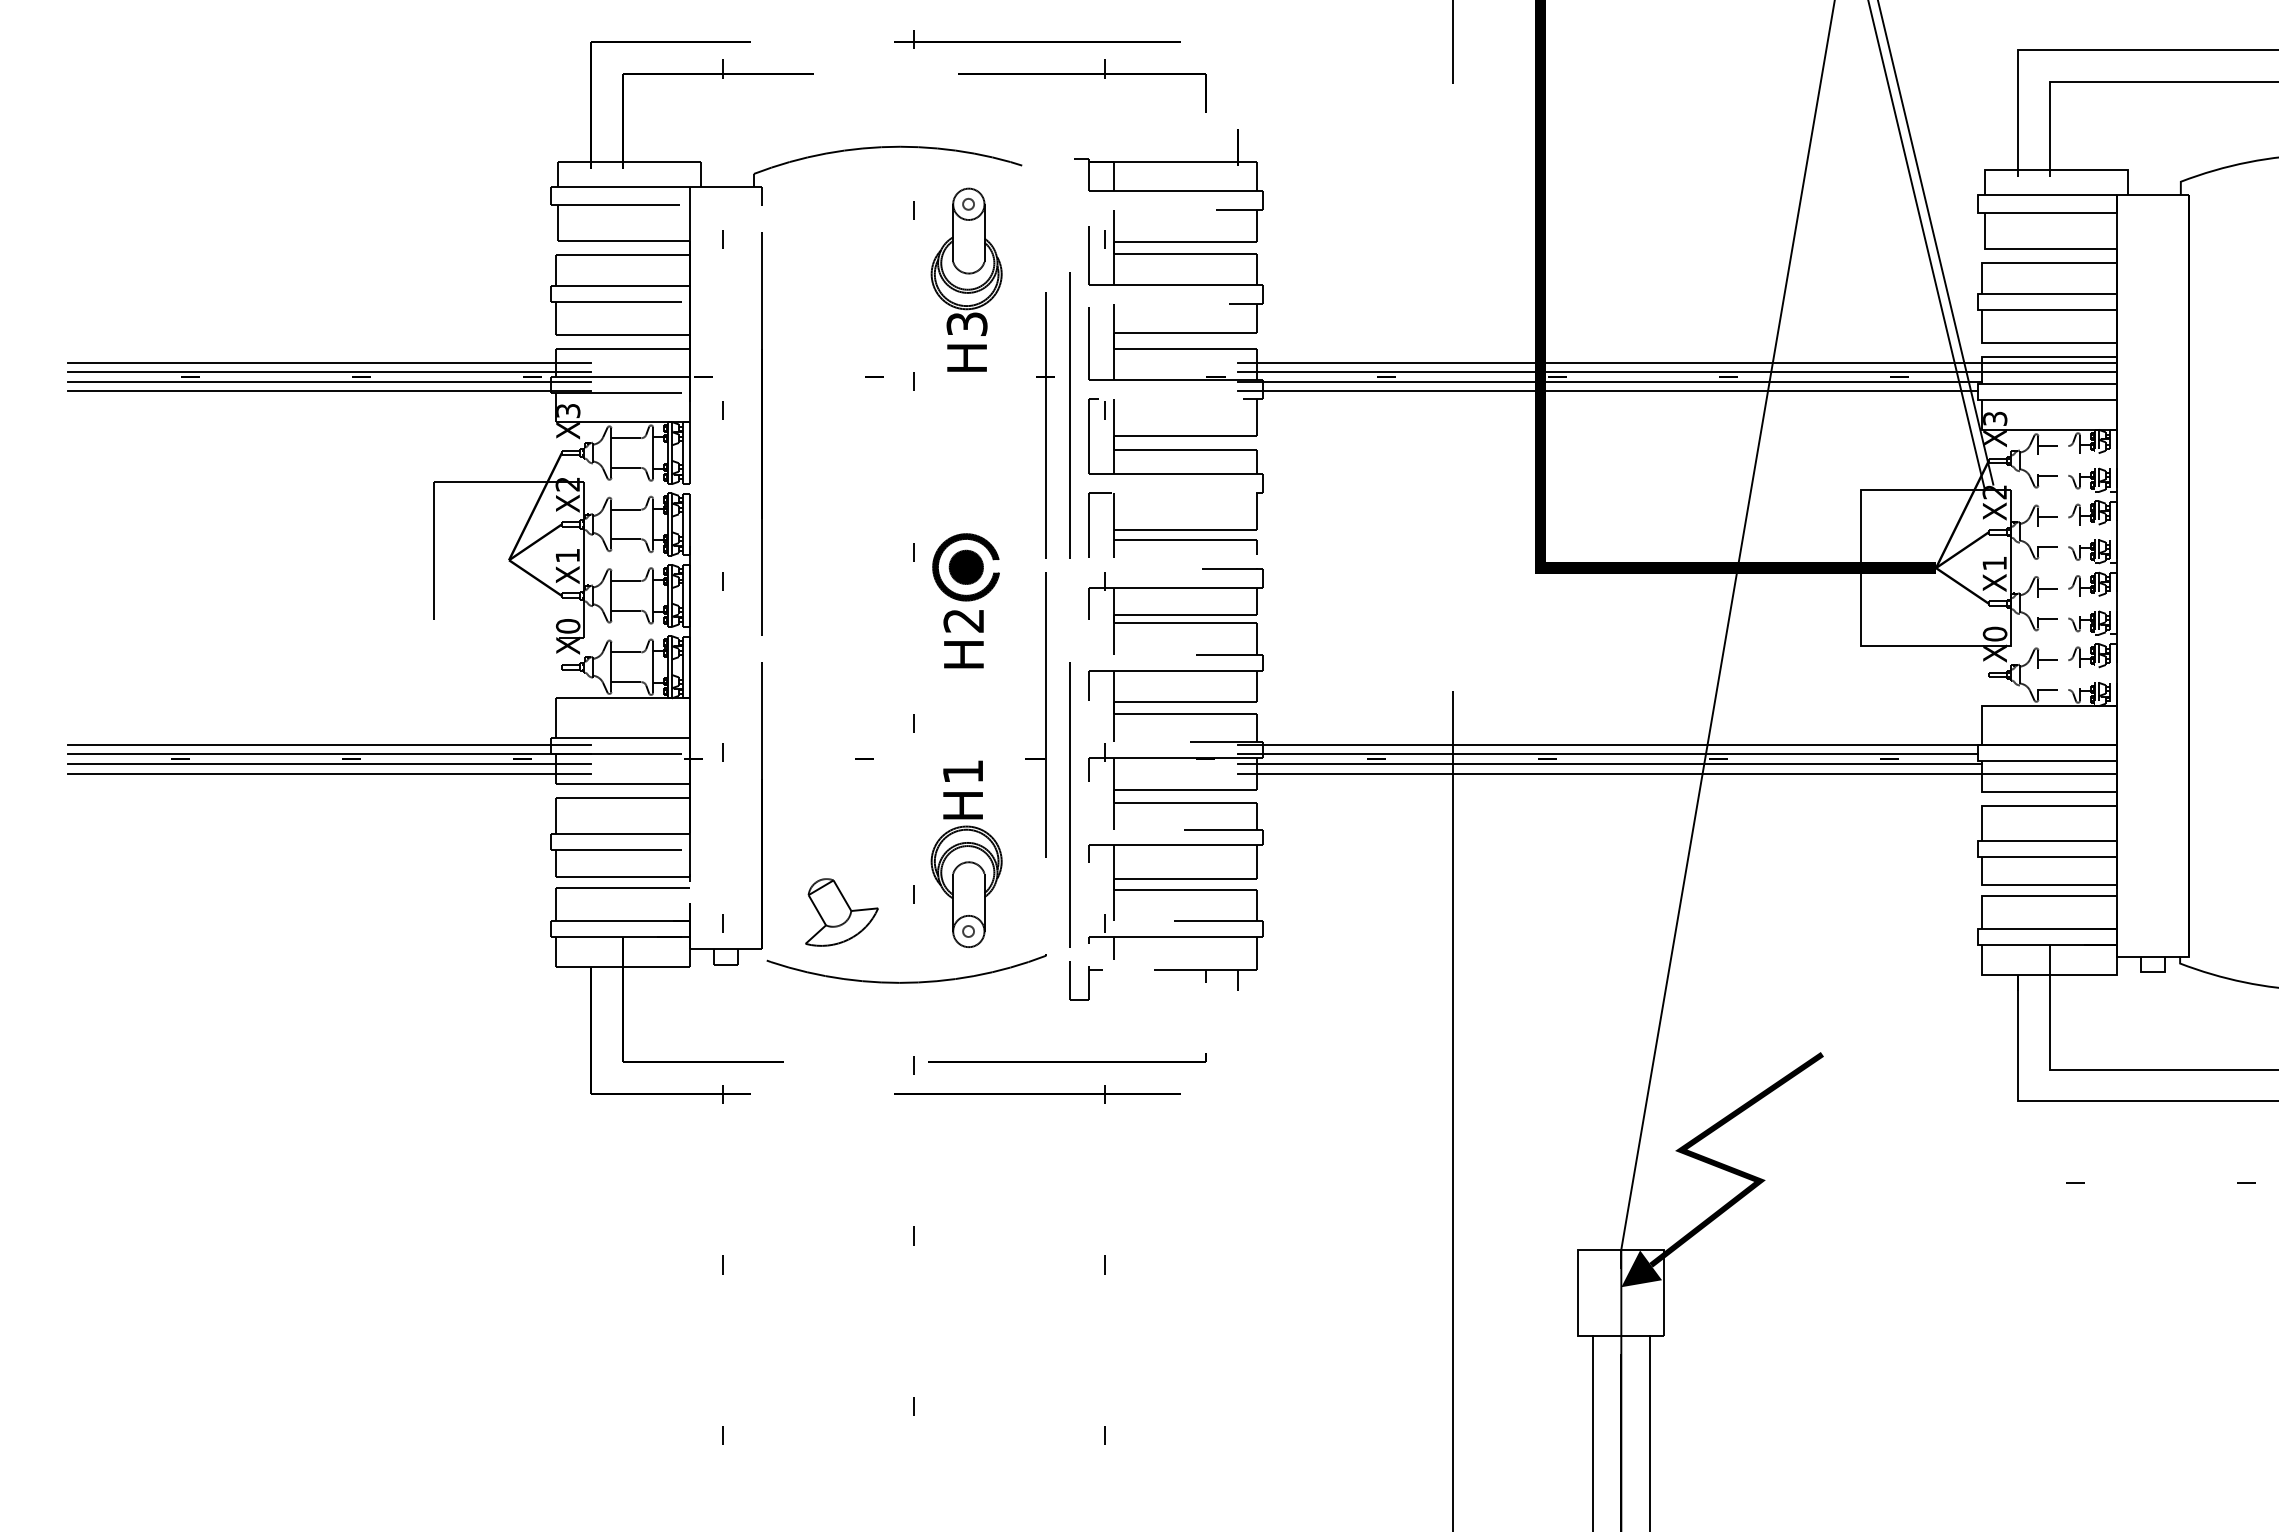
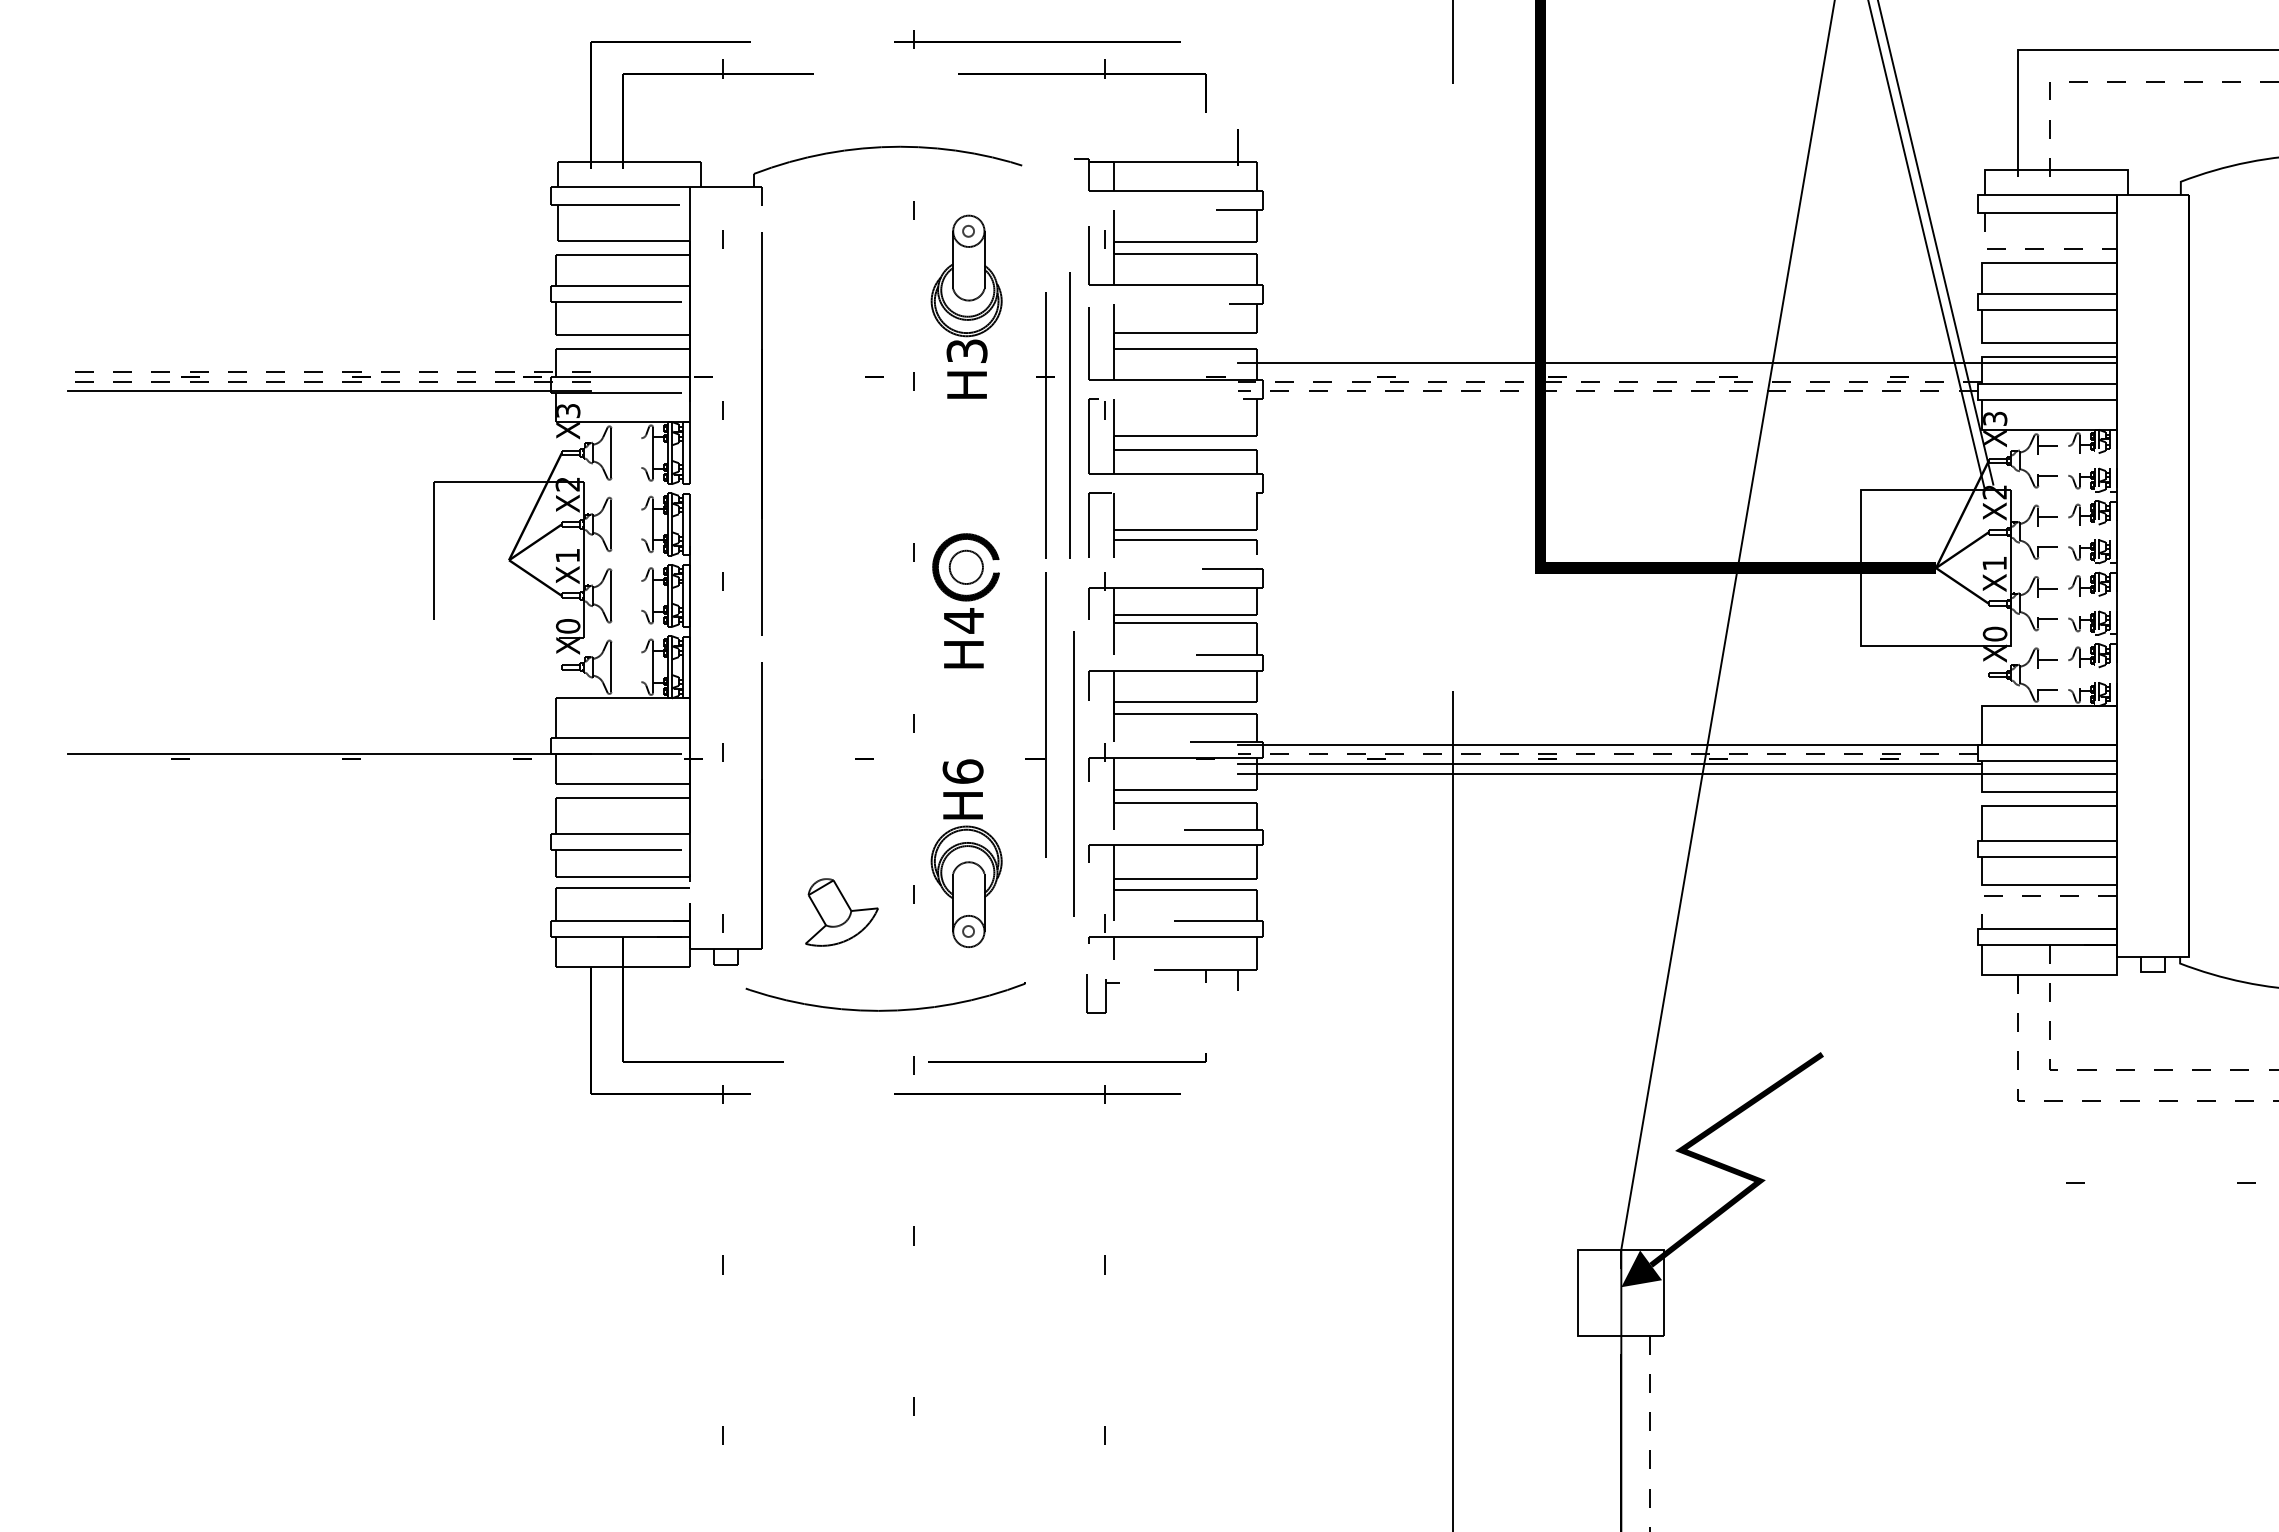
line: solid -> dashed (2115, 81)
line: solid -> dashed (2032, 248)
part position: (966, 279) -> (966, 306) (966, 306)
line: present -> none (329, 362)
line: solid -> dashed (329, 372)
line: present -> none (1677, 372)
line: solid -> dashed (329, 381)
line: solid -> dashed (1609, 381)
line: solid -> dashed (1607, 391)
line: present -> none (626, 438)
line: present -> none (626, 467)
line: present -> none (626, 509)
line: present -> none (626, 539)
fill: present -> none (965, 567)
line: present -> none (626, 581)
line: present -> none (626, 610)
text: H2 -> H4 (963, 620)
line: present -> none (626, 652)
line: present -> none (626, 682)
line: present -> none (329, 744)
line: solid -> dashed (1607, 754)
line: present -> none (329, 764)
text: H1 -> H6 (962, 771)
line: present -> none (329, 773)
line position: (1069, 804) -> (1073, 773) (1073, 773)
line: solid -> dashed (2032, 895)
part position: (1085, 980) -> (1102, 993) (1102, 993)
curve position: (906, 981) -> (885, 1009) (885, 1009)
line: solid -> dashed (2100, 1069)
line: solid -> dashed (2084, 1101)
line: present -> none (1592, 1431)
line: solid -> dashed (1650, 1433)
